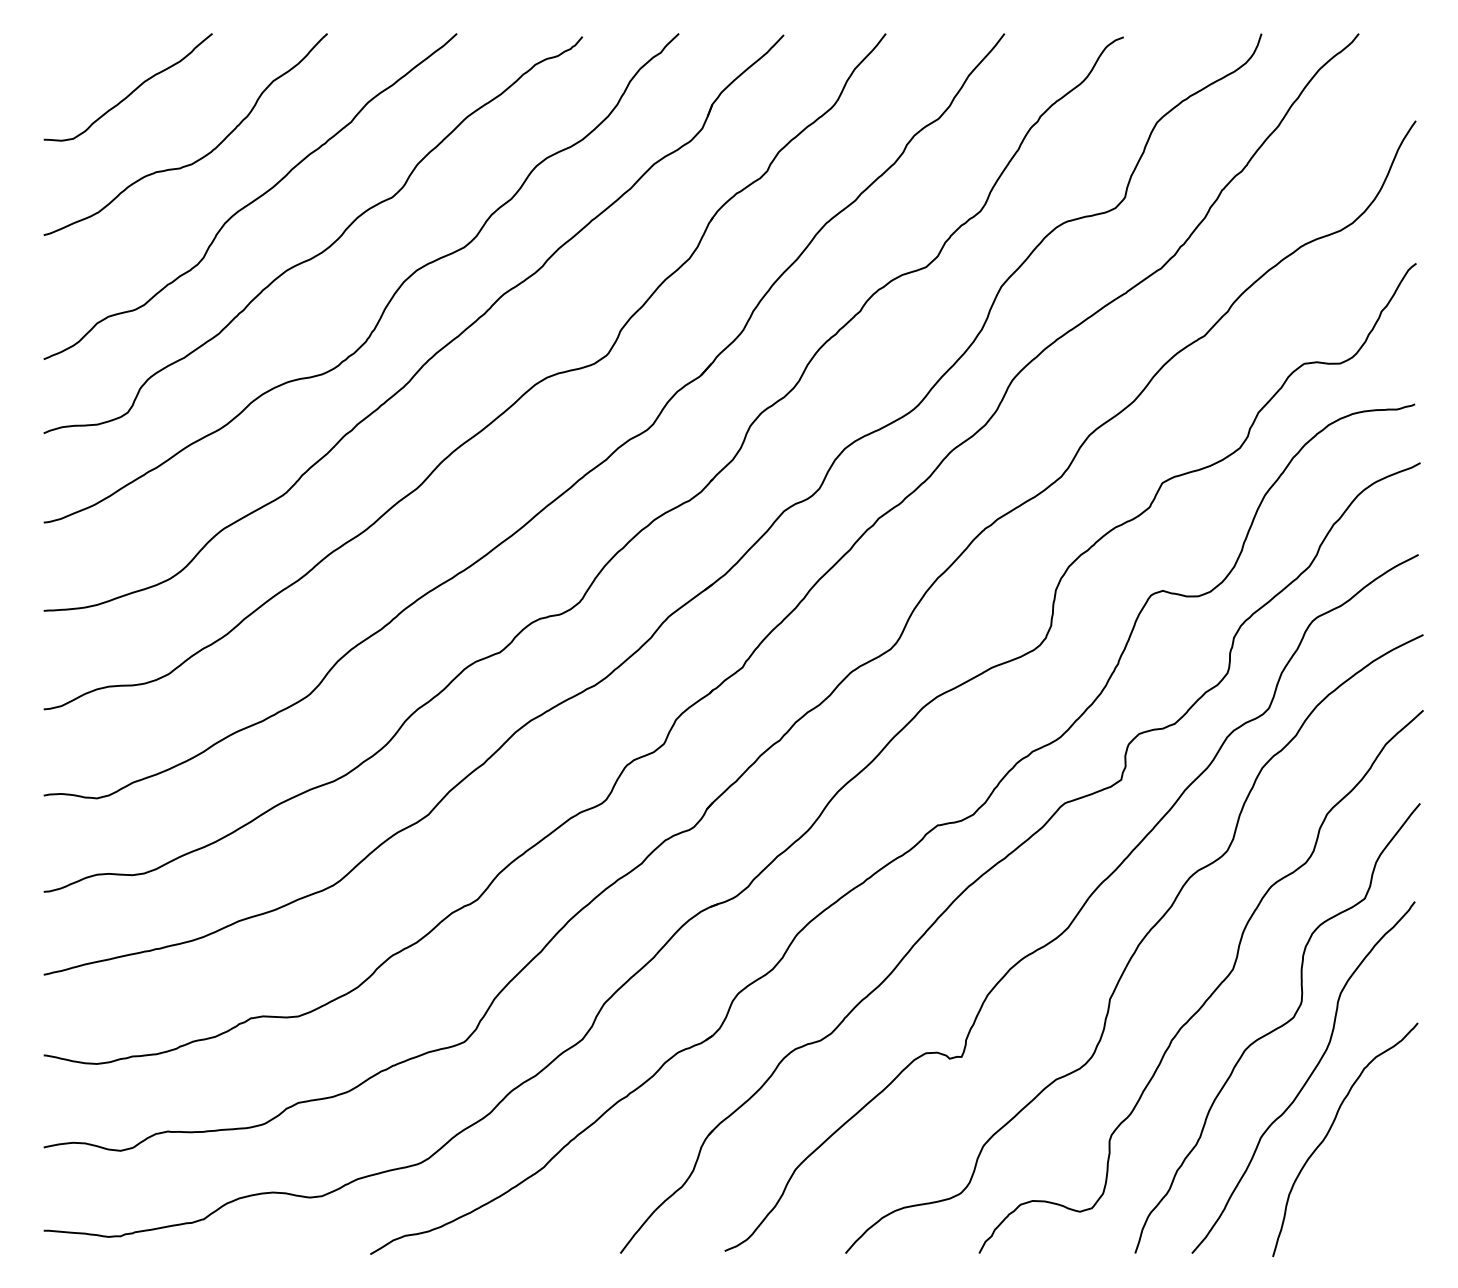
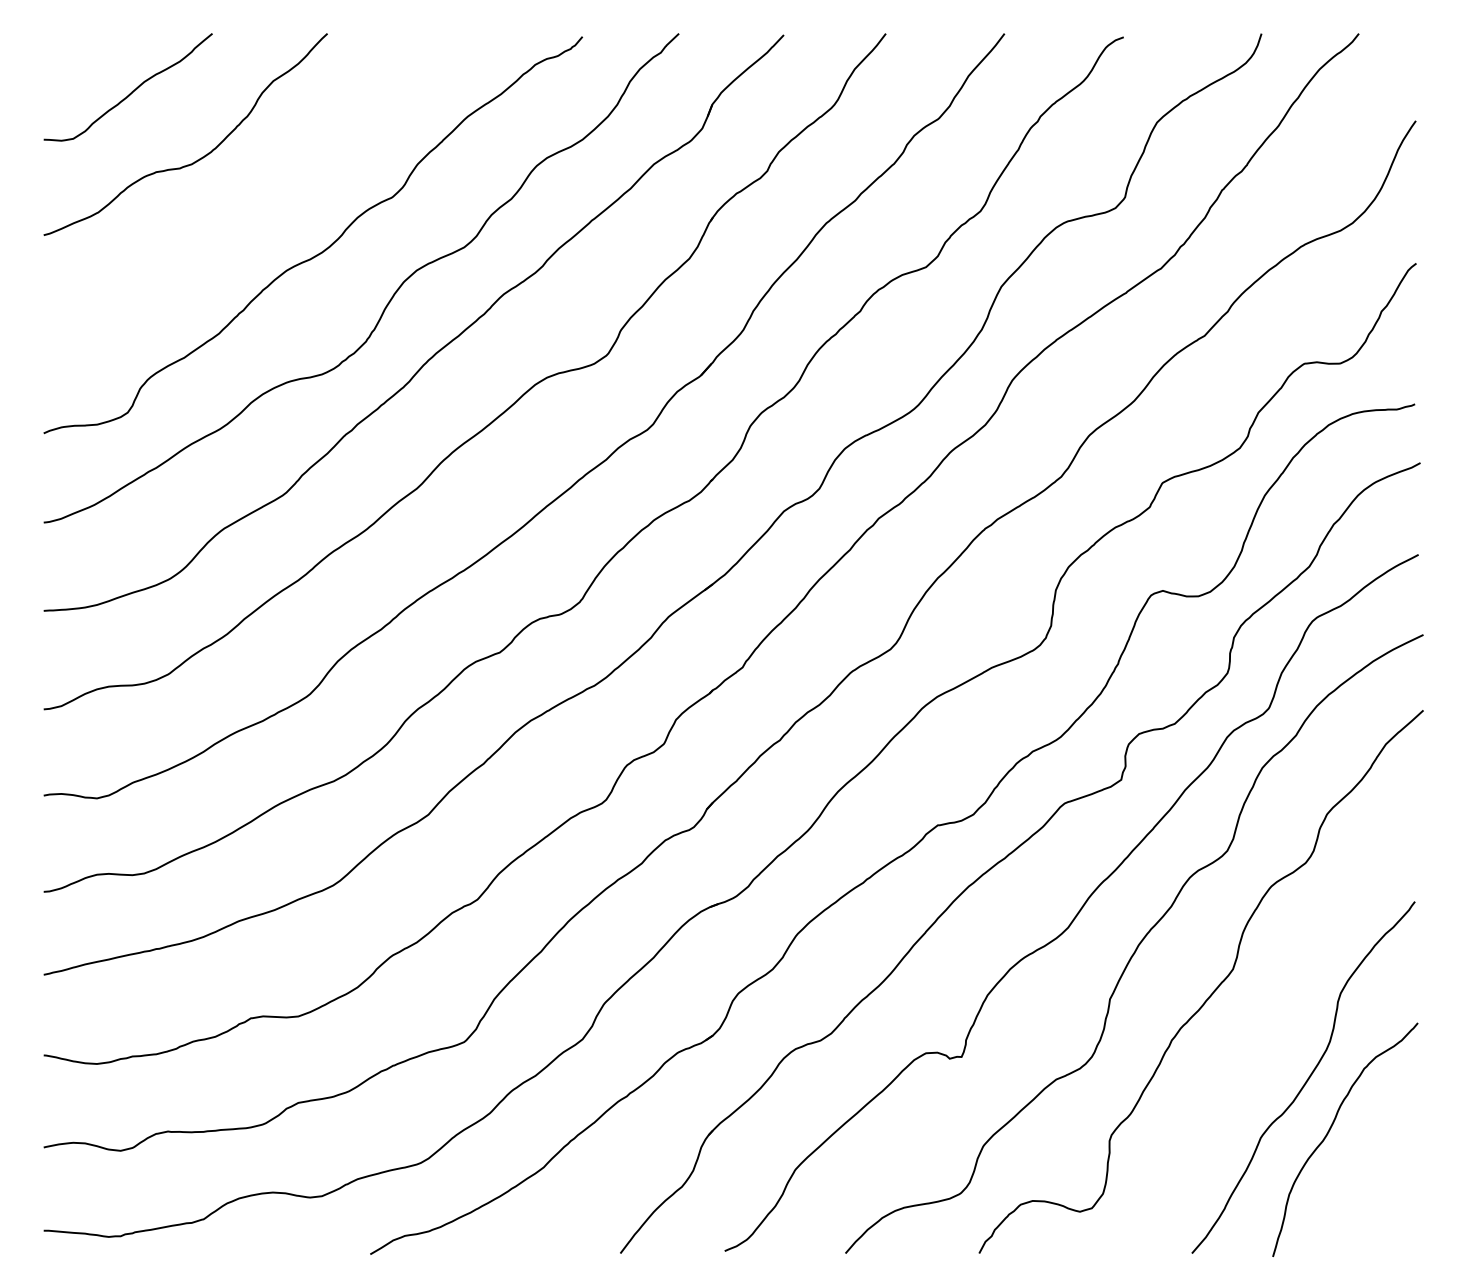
curve: present -> none (252, 200)
curve: present -> none (1277, 1028)
